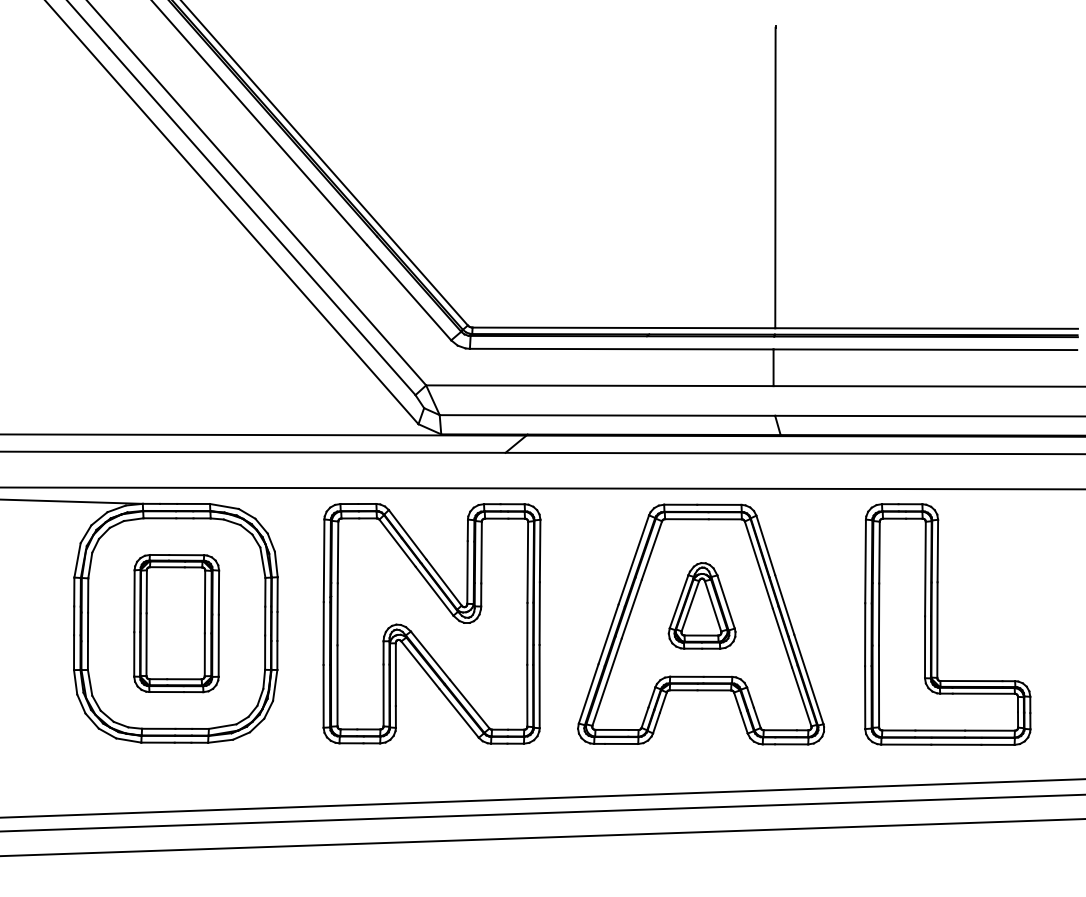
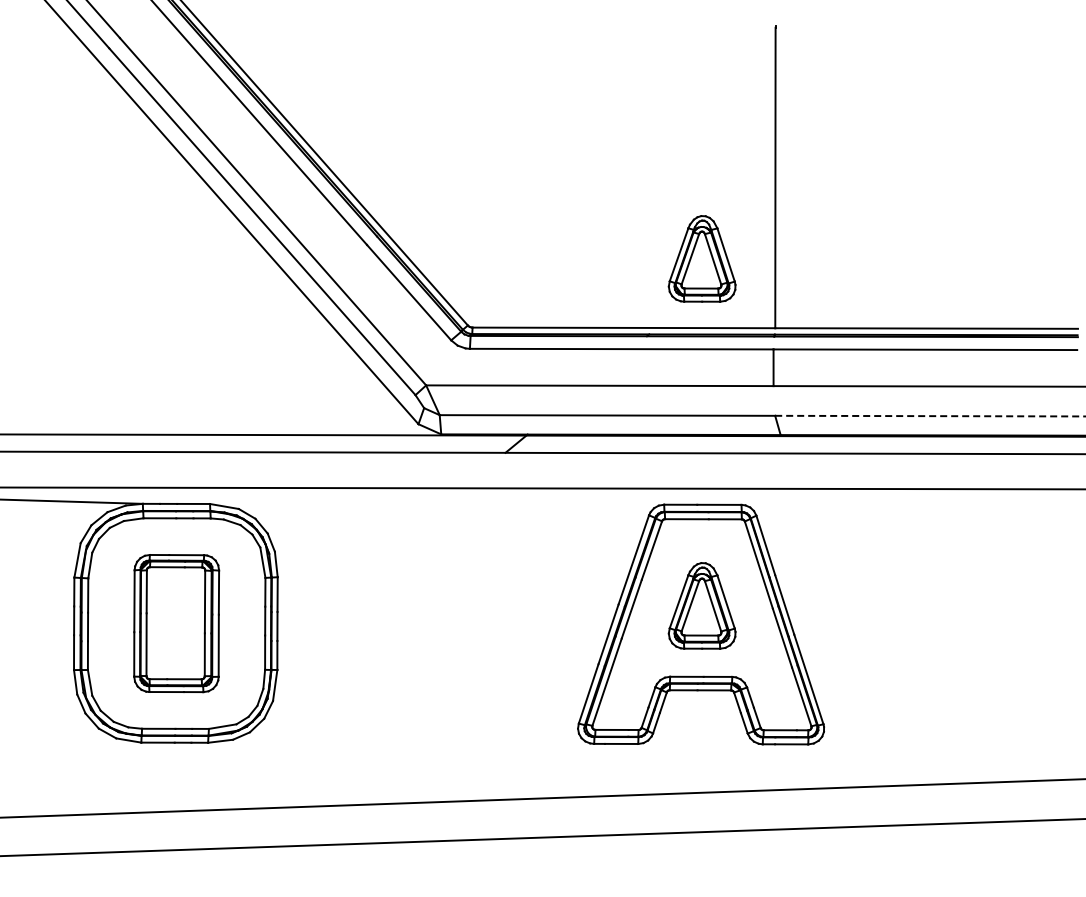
part: none -> present (701, 258)
line: solid -> dashed (930, 416)
part: present -> none (431, 623)
part: present -> none (938, 624)
line: present -> none (542, 812)
